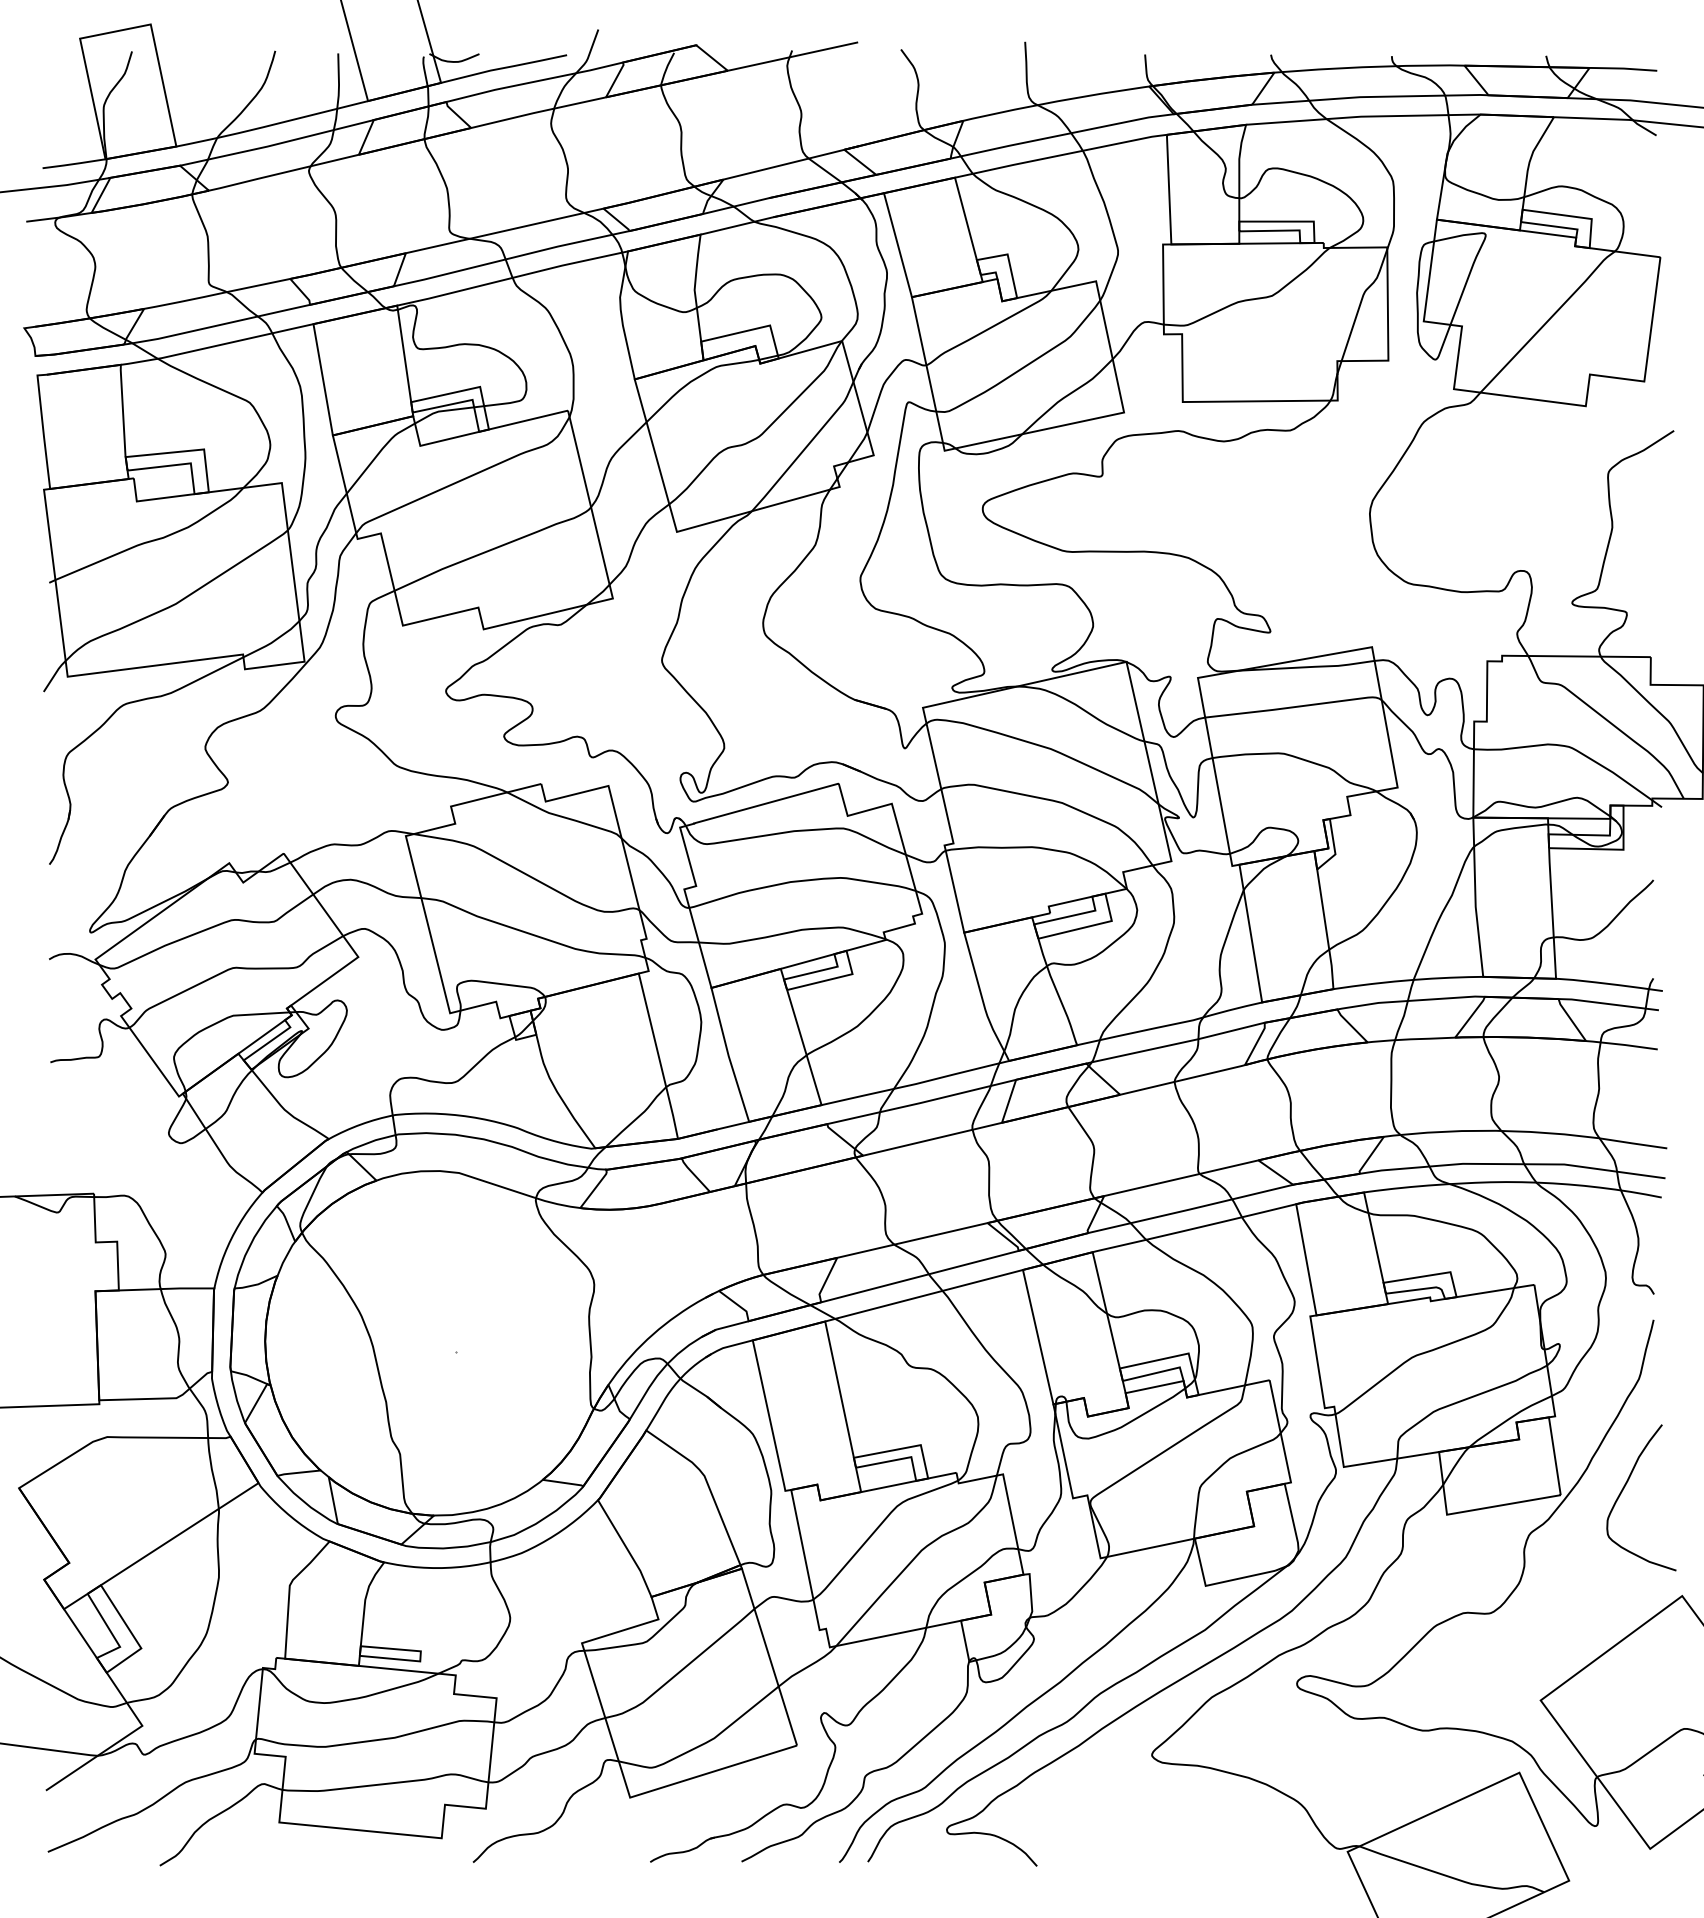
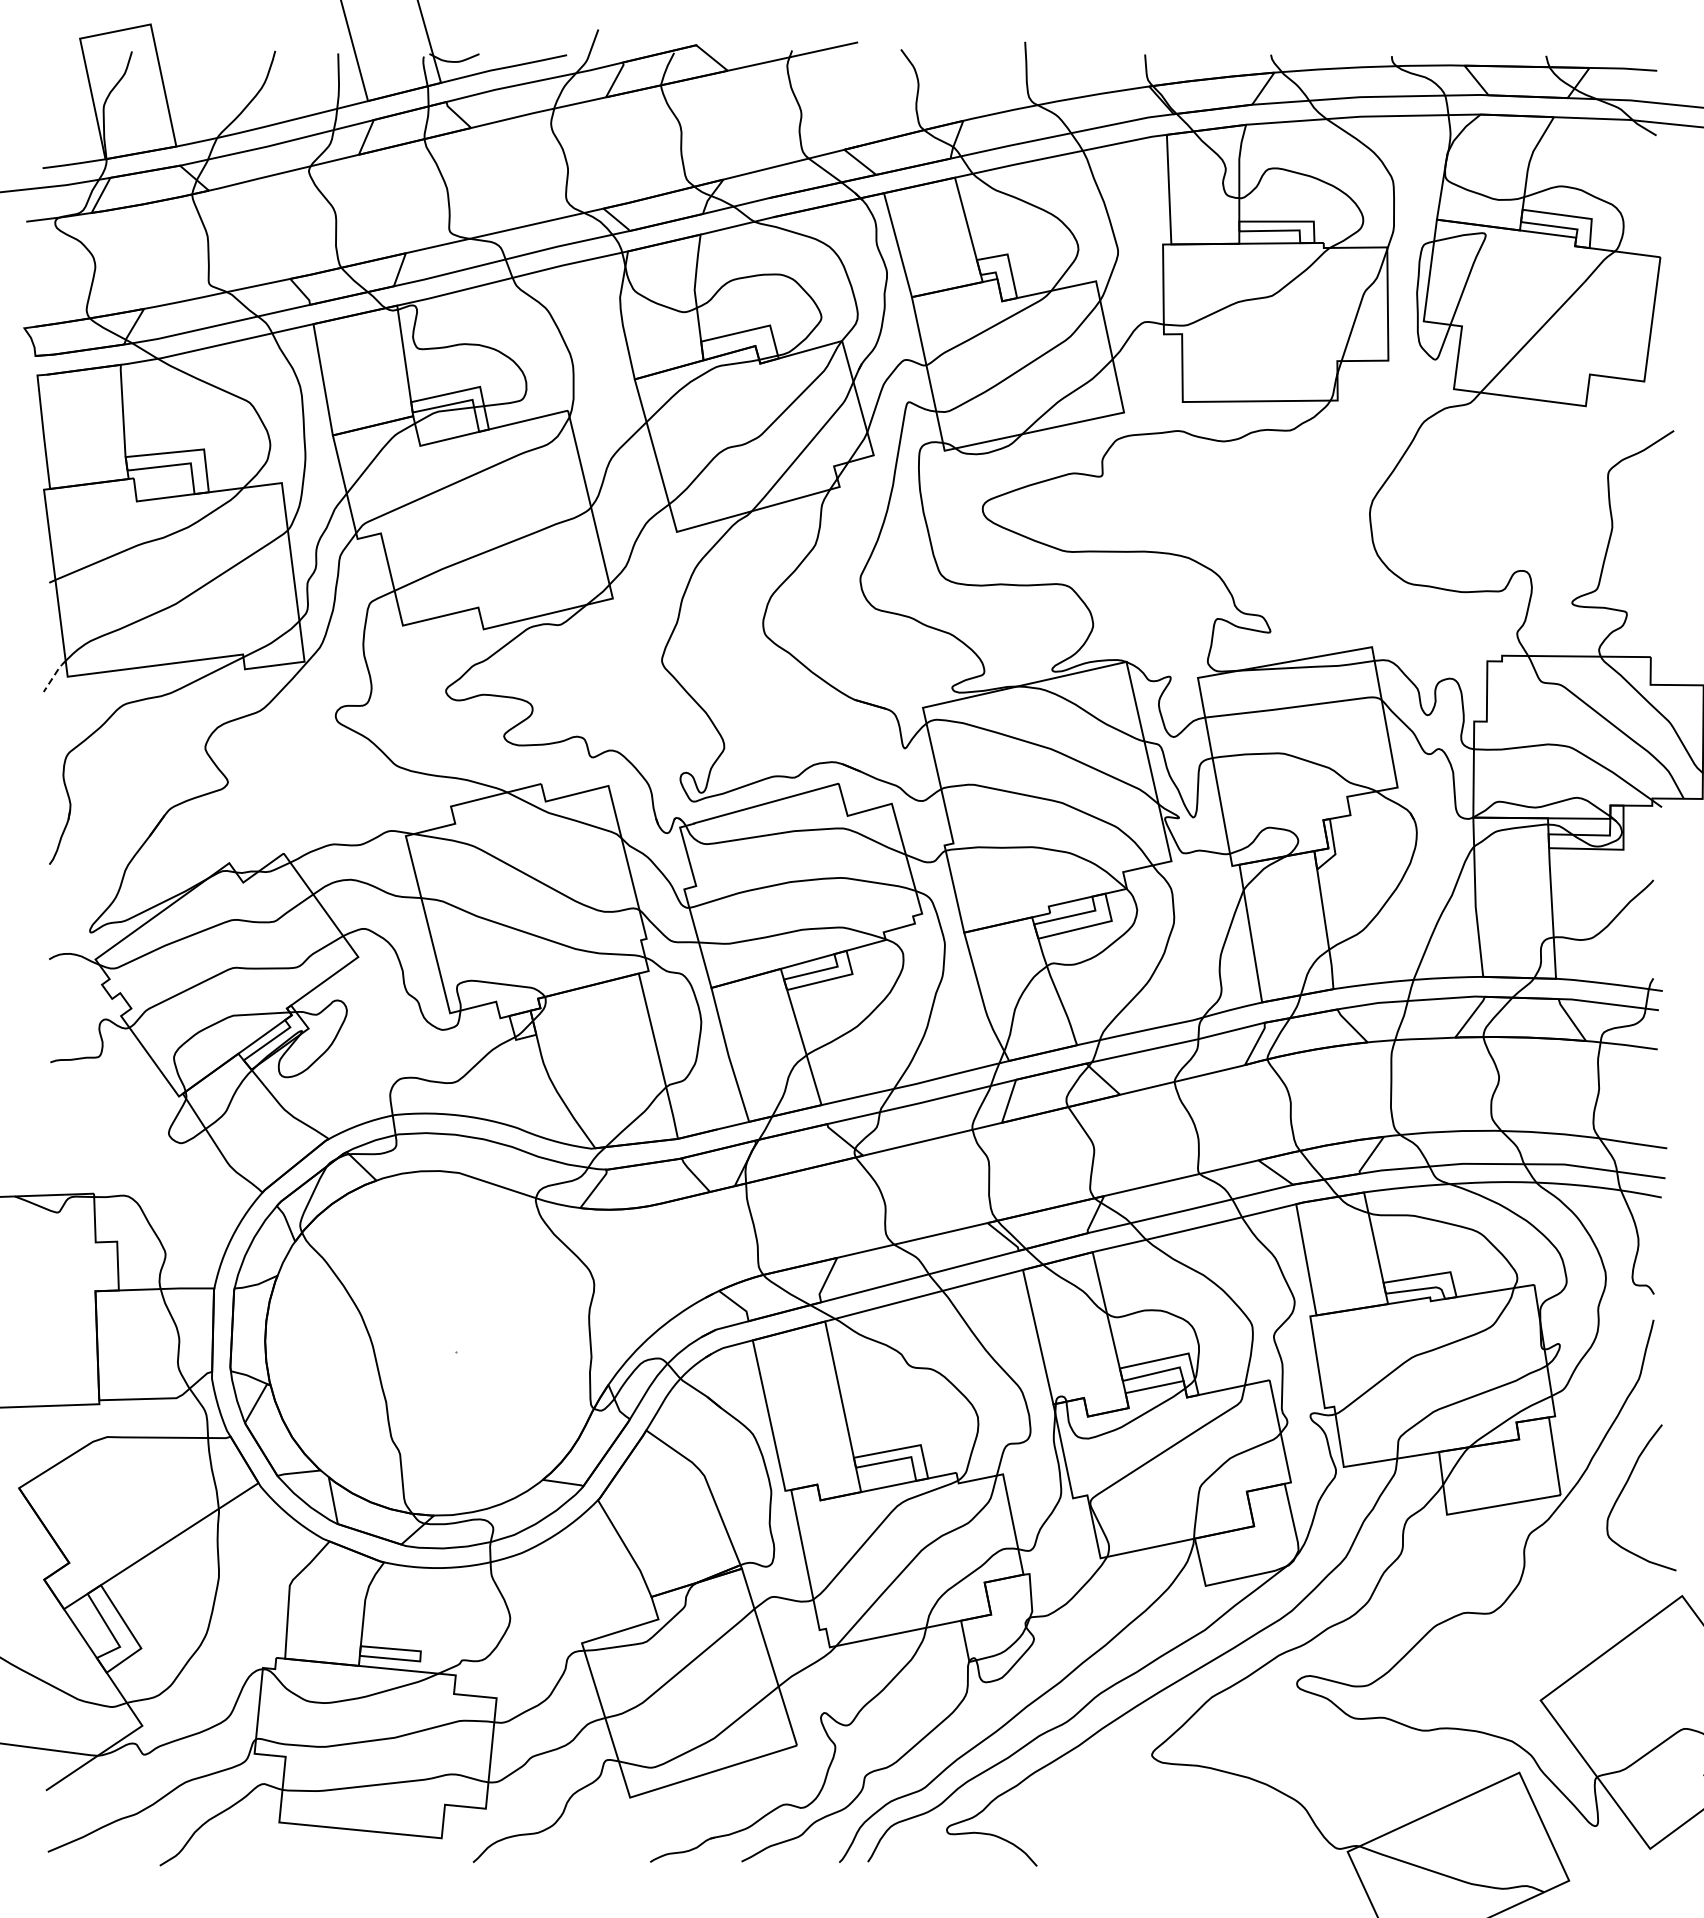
line: solid -> dashed (54, 675)
